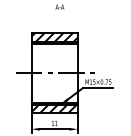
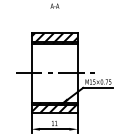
text position: (59, 6) -> (54, 5) (54, 5)
